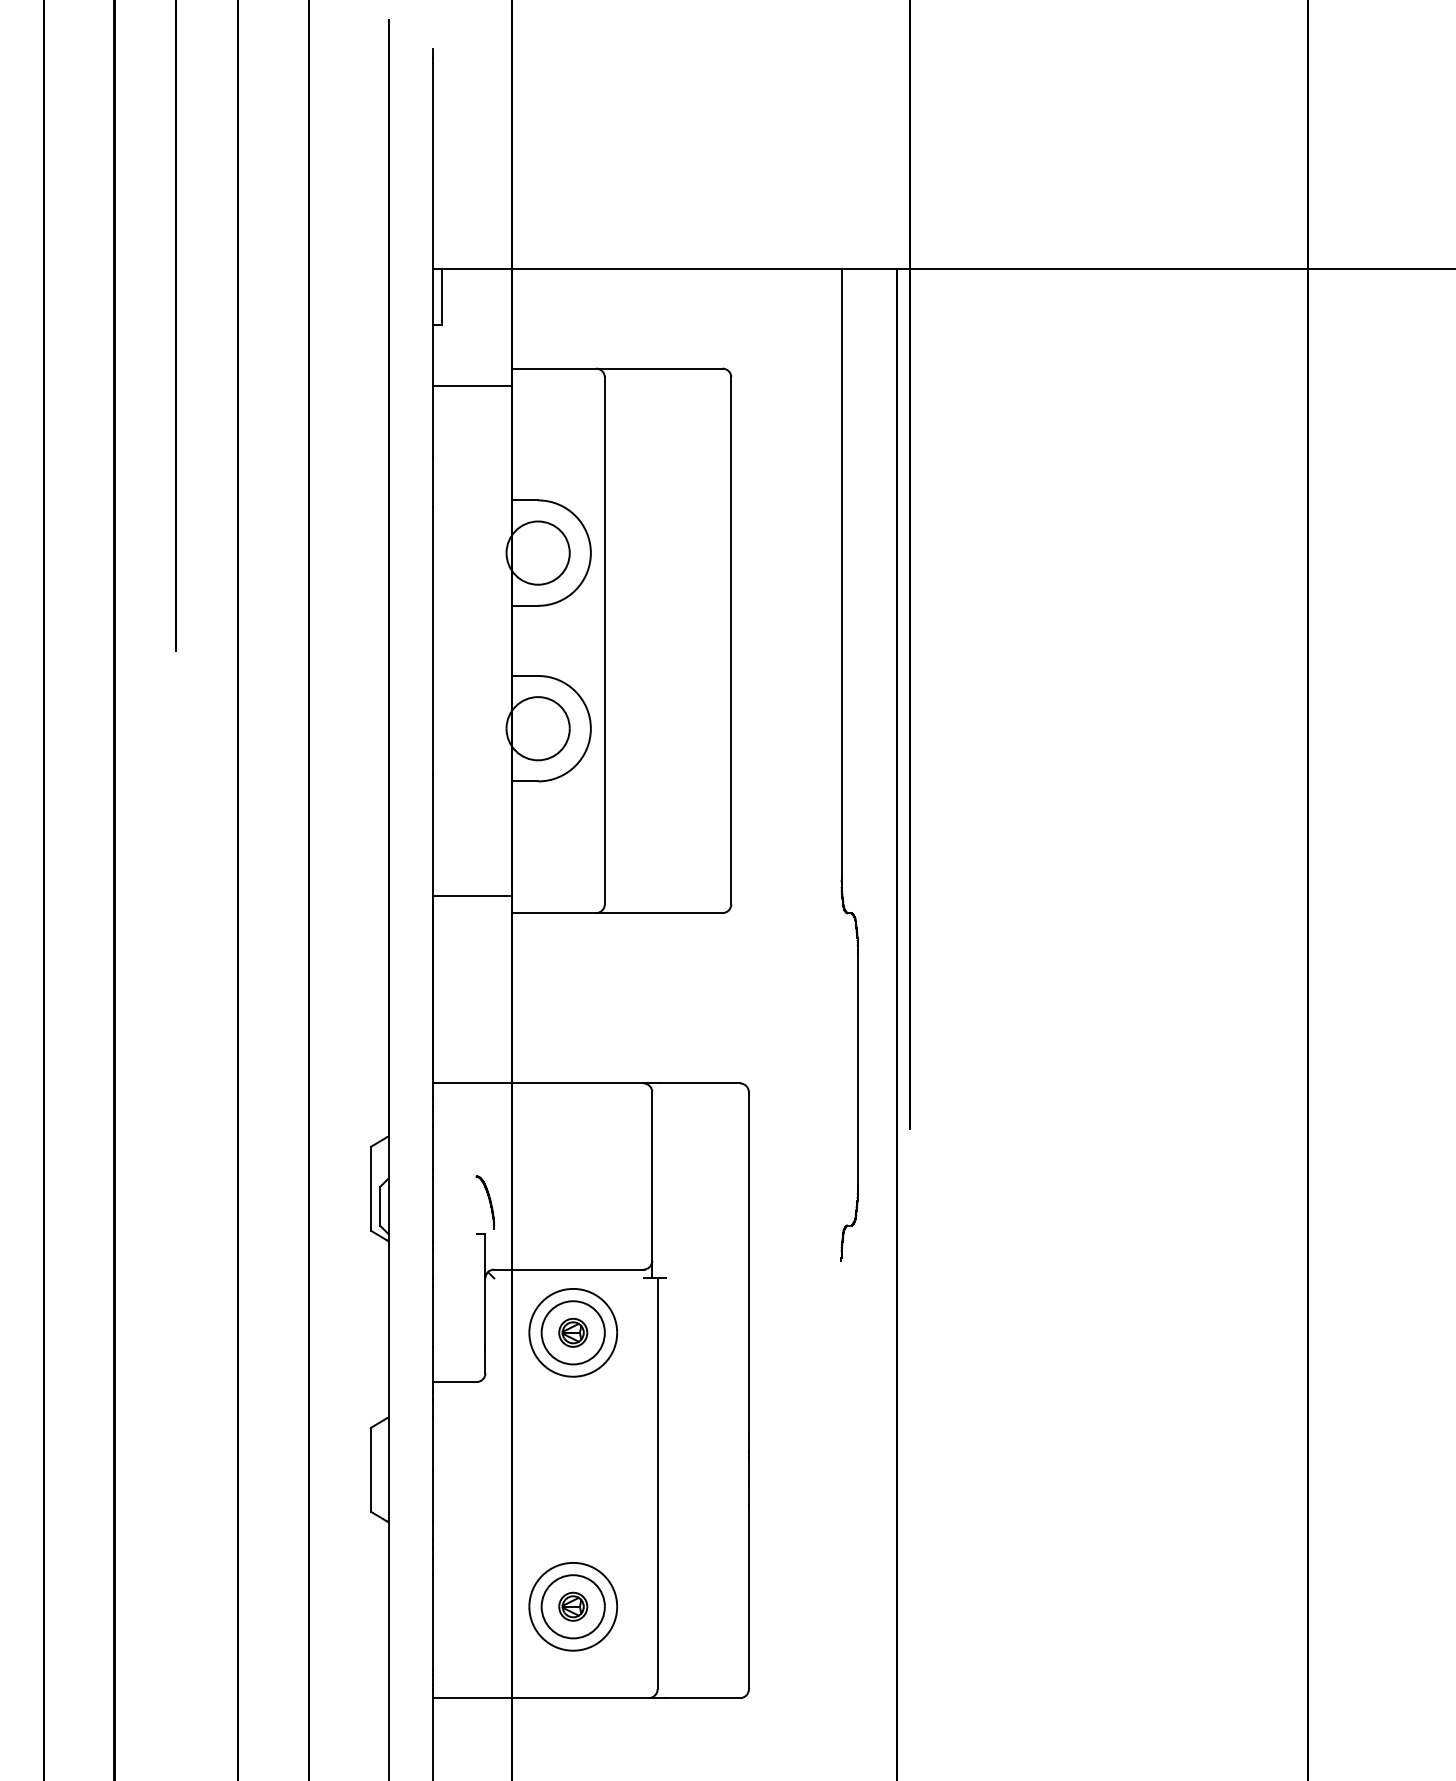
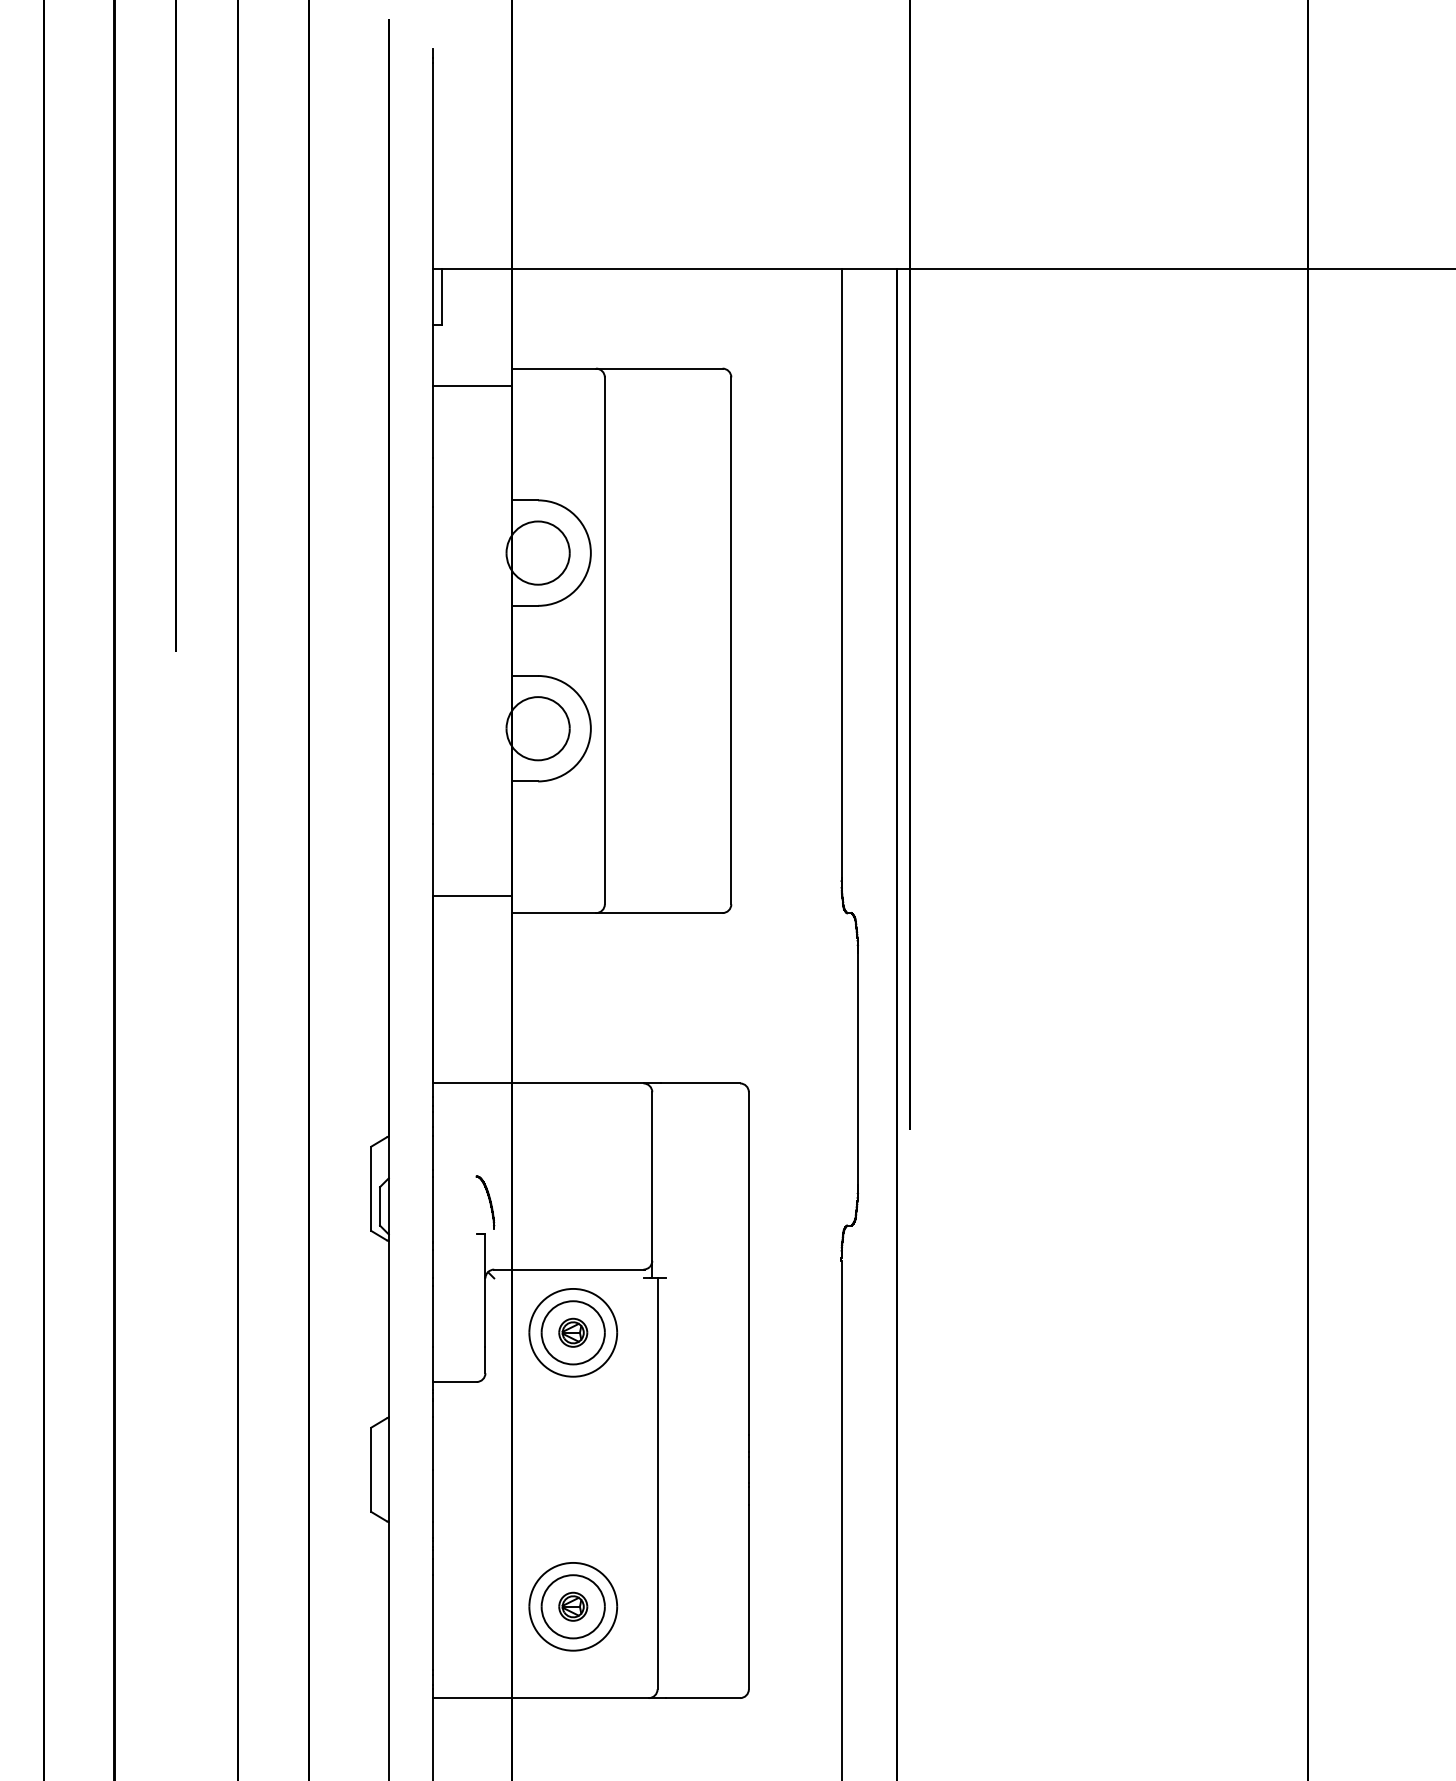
line: none -> present (841, 1518)
